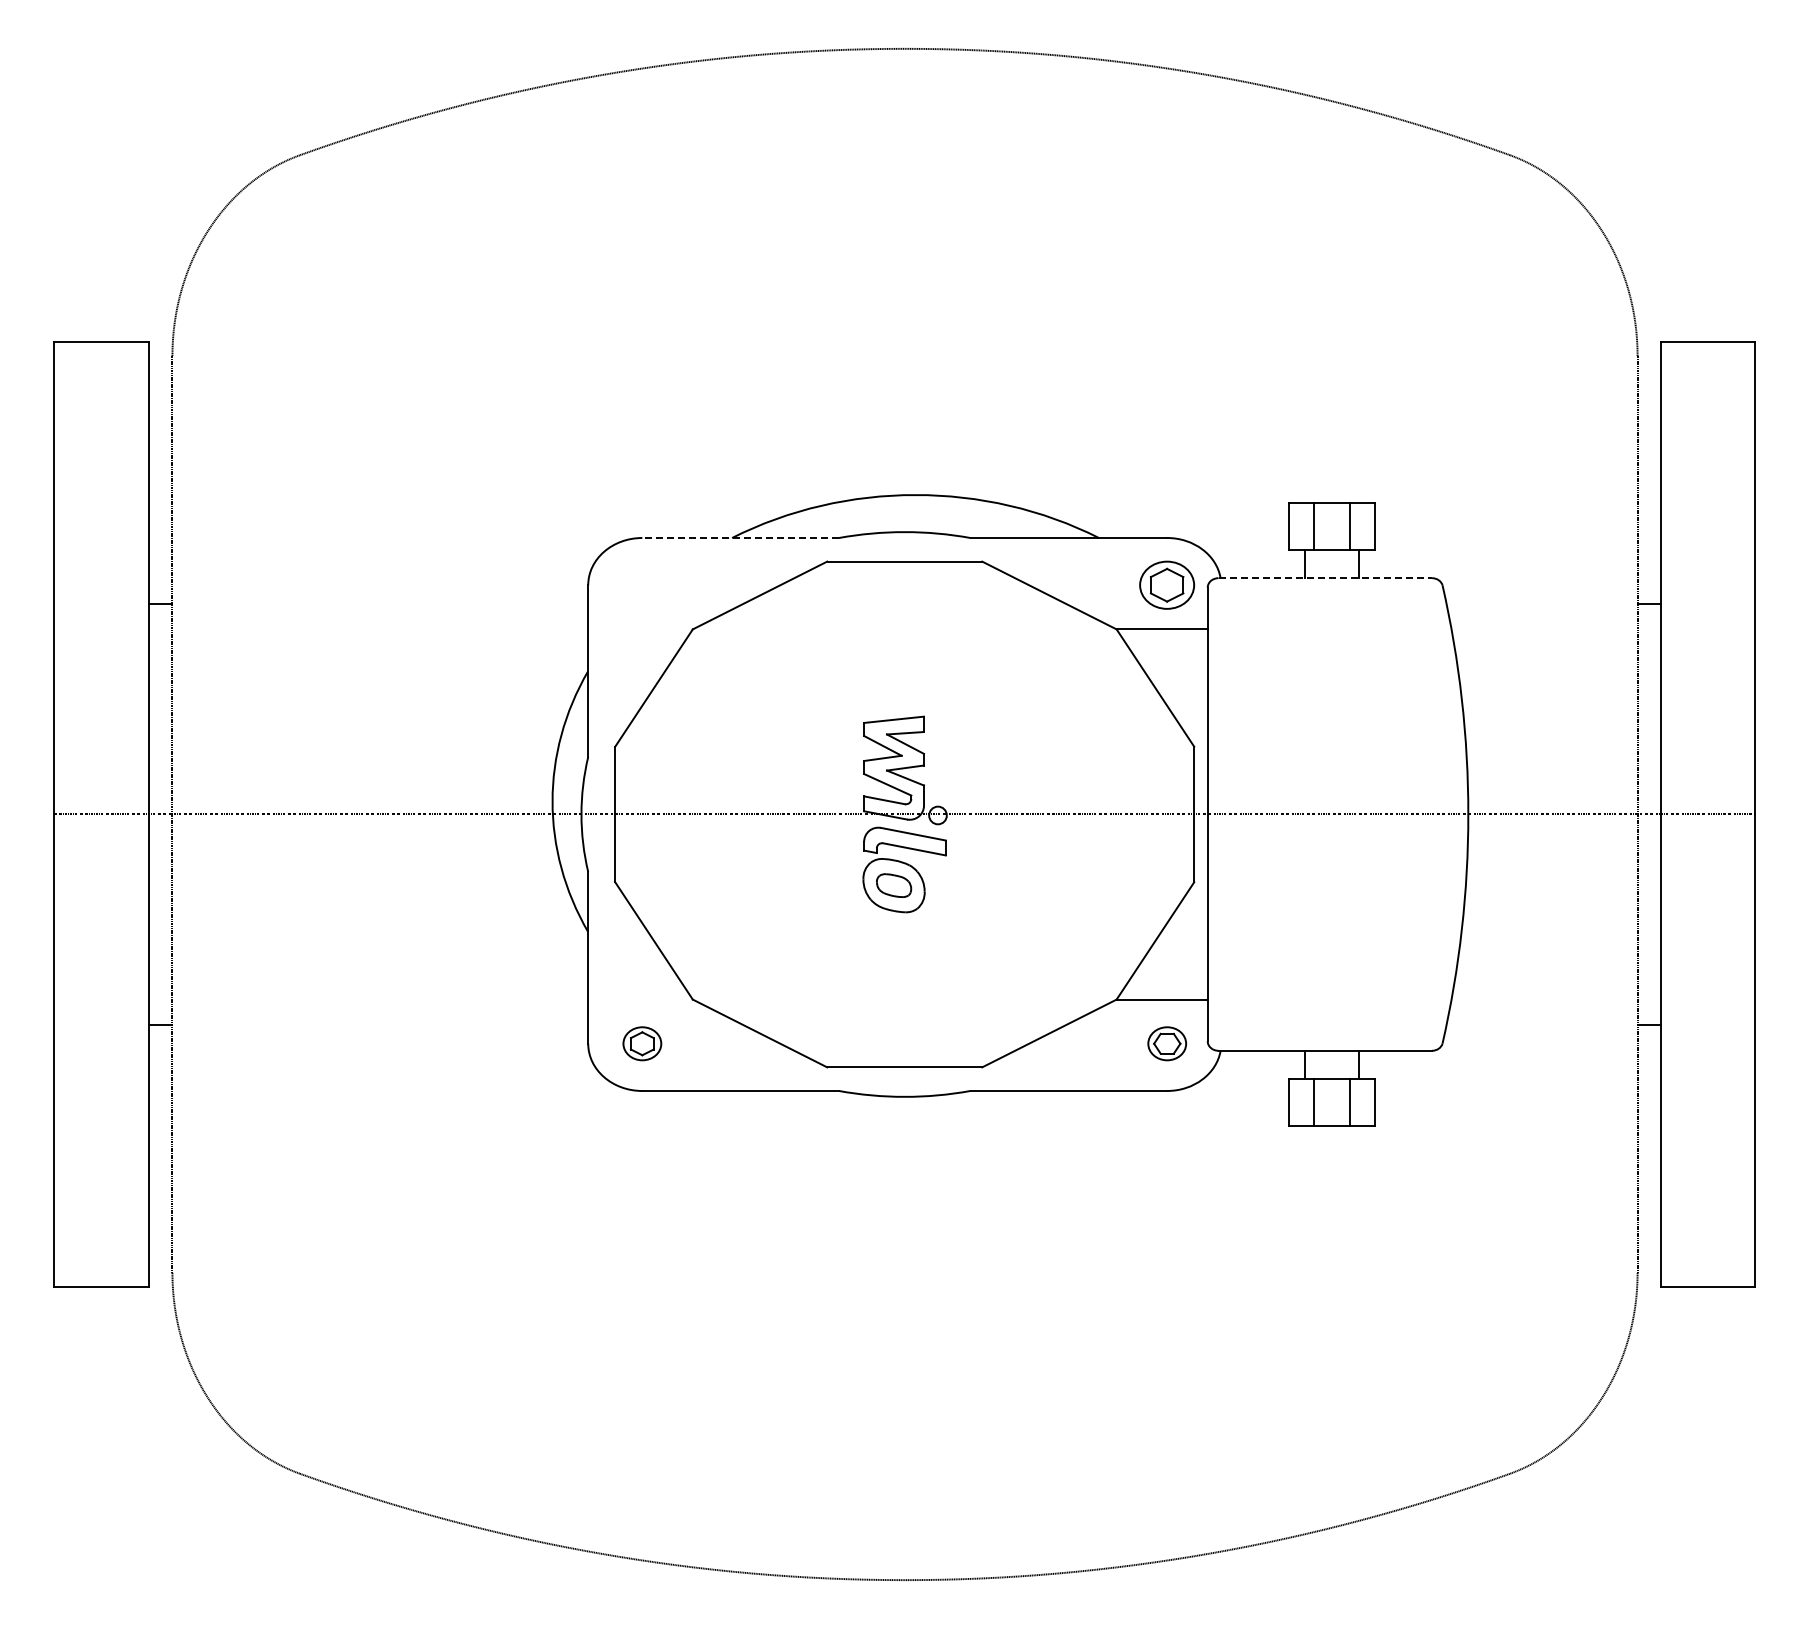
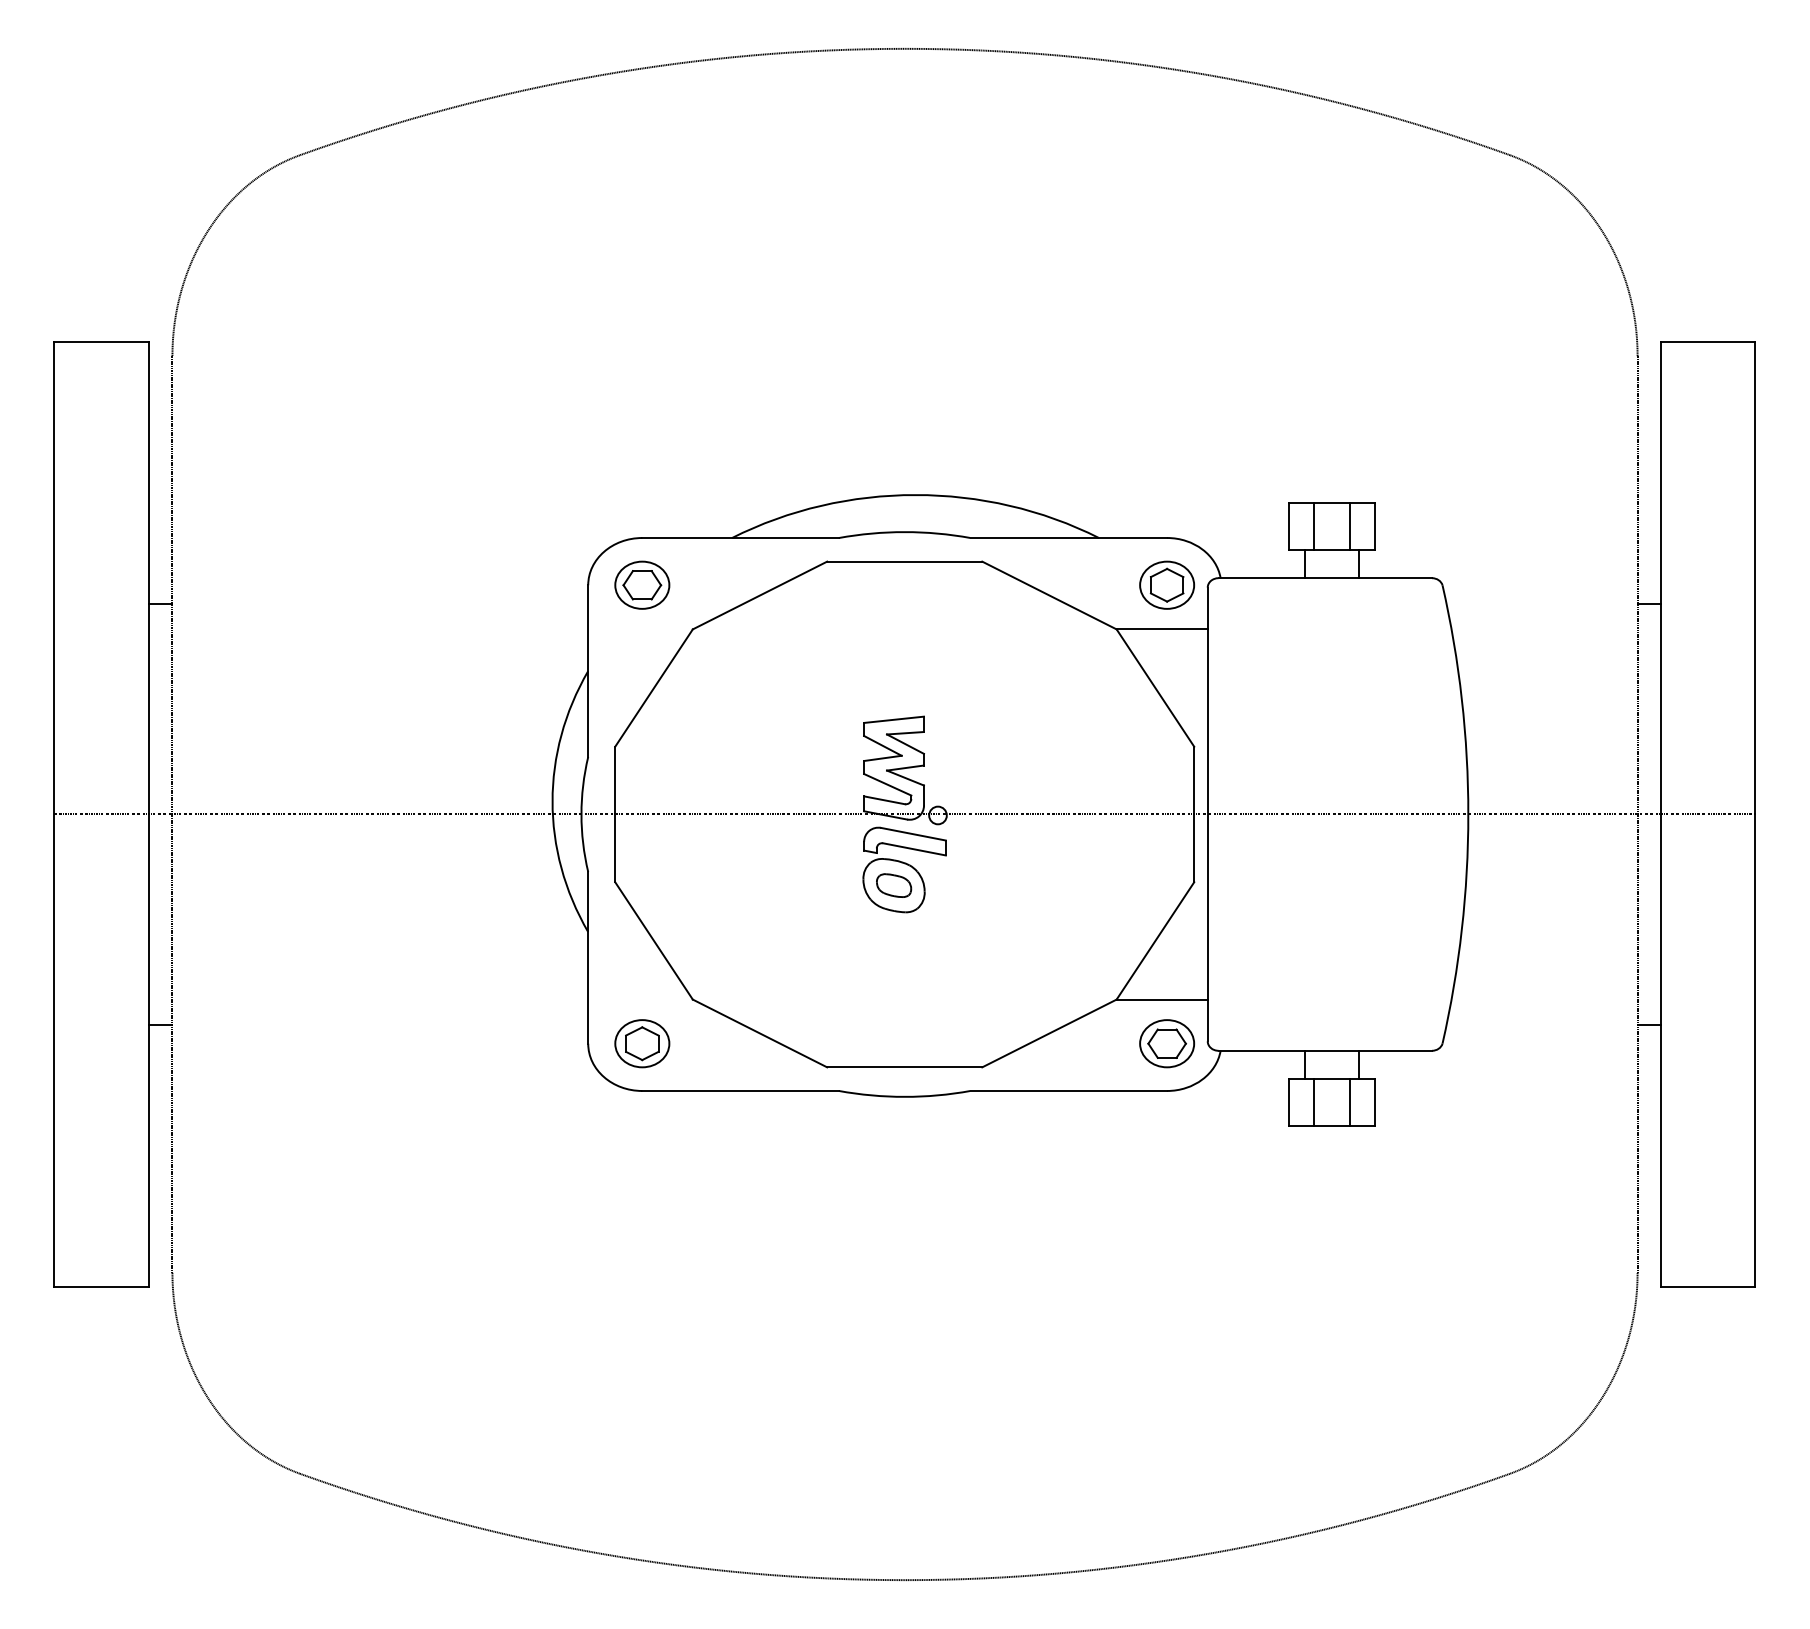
line: dashed -> solid (740, 538)
line: dashed -> solid (1325, 578)
part: none -> present (642, 584)
part size: 41x36 px -> 57x50 px (642, 1043)
part size: 40x36 px -> 57x50 px (1167, 1043)
